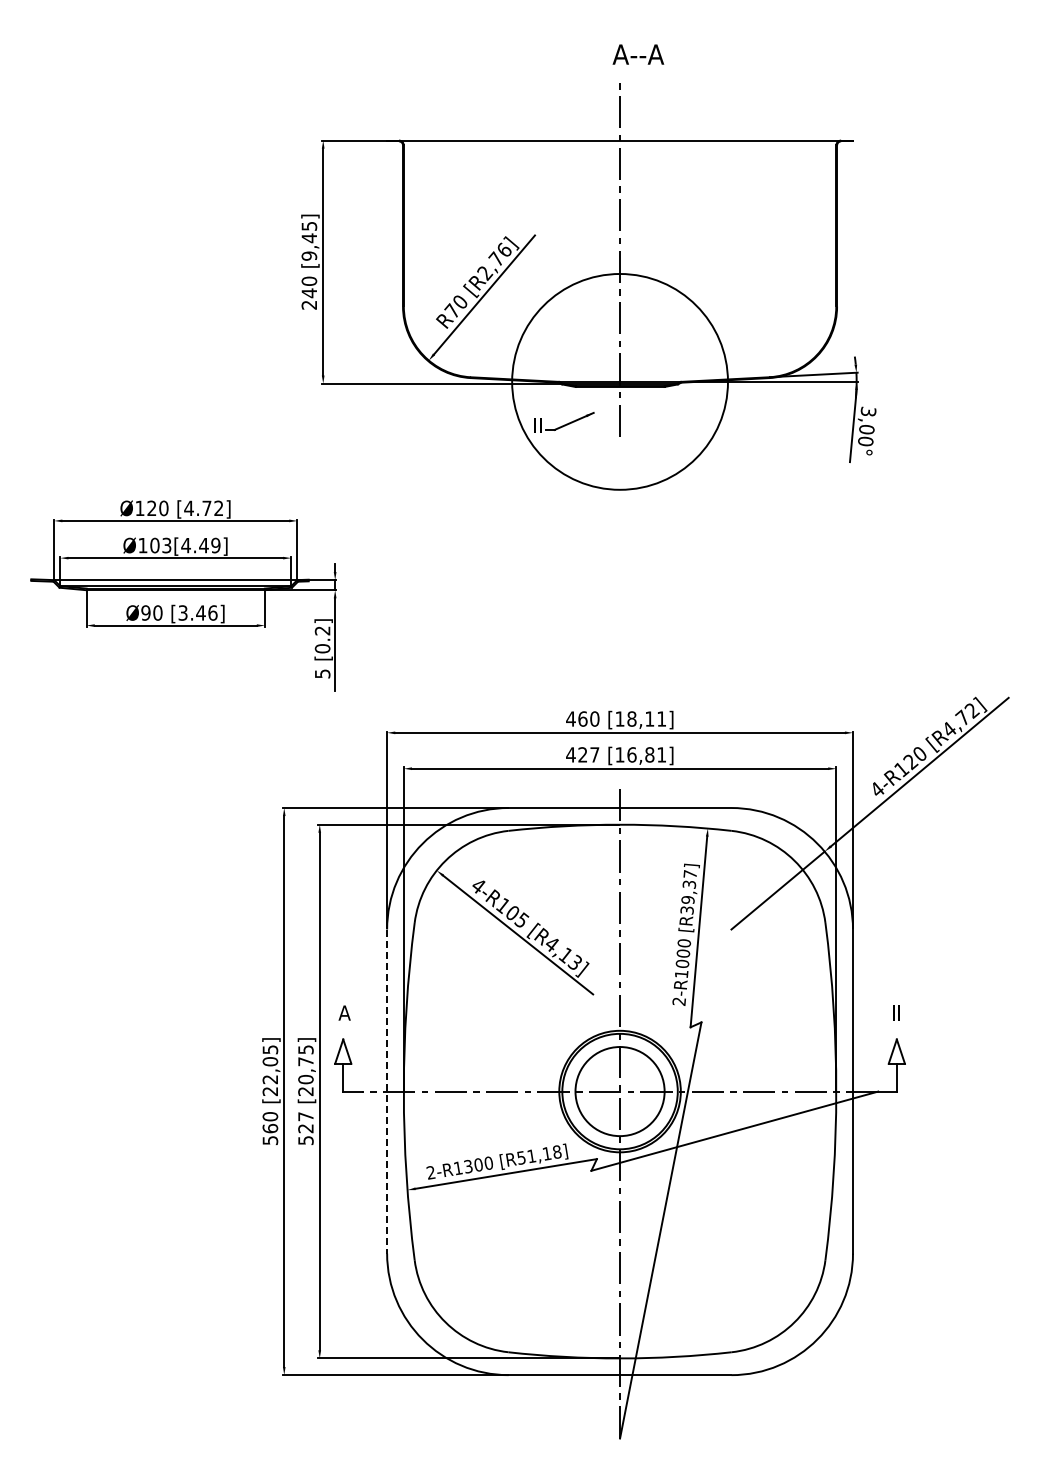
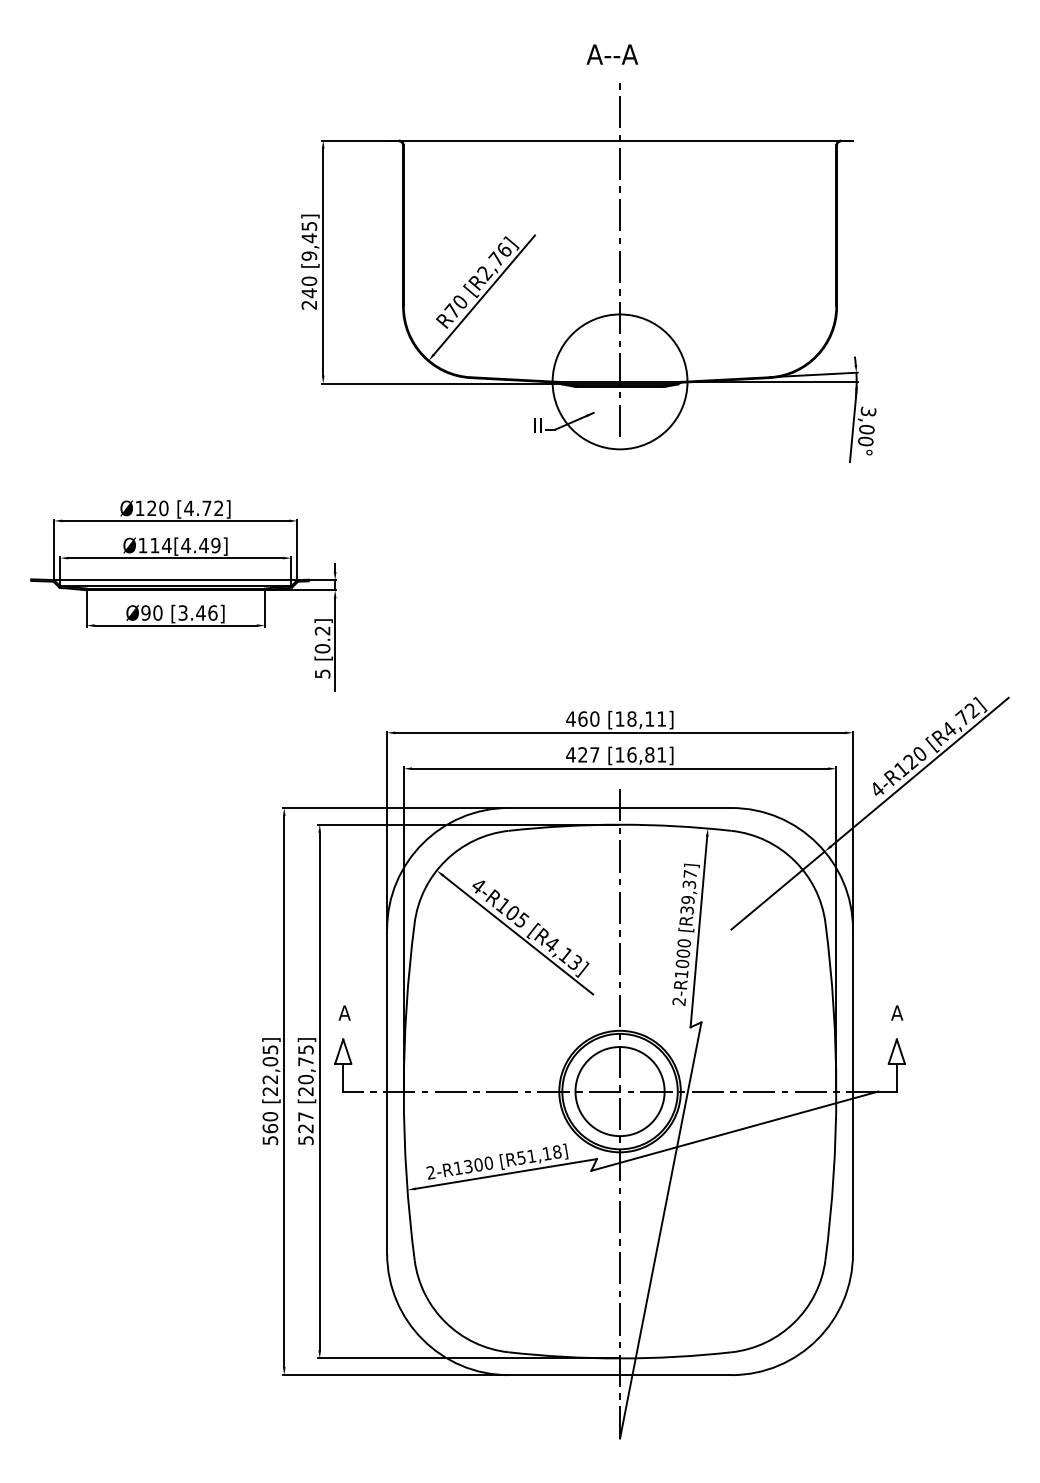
text position: (638, 54) -> (612, 54) (612, 54)
circle diameter: 216 px -> 135 px (619, 381)
text: Ø103[4.49] -> Ø114[4.49] (160, 545)
text: II -> A (897, 1012)
line: dashed -> solid (387, 1092)
